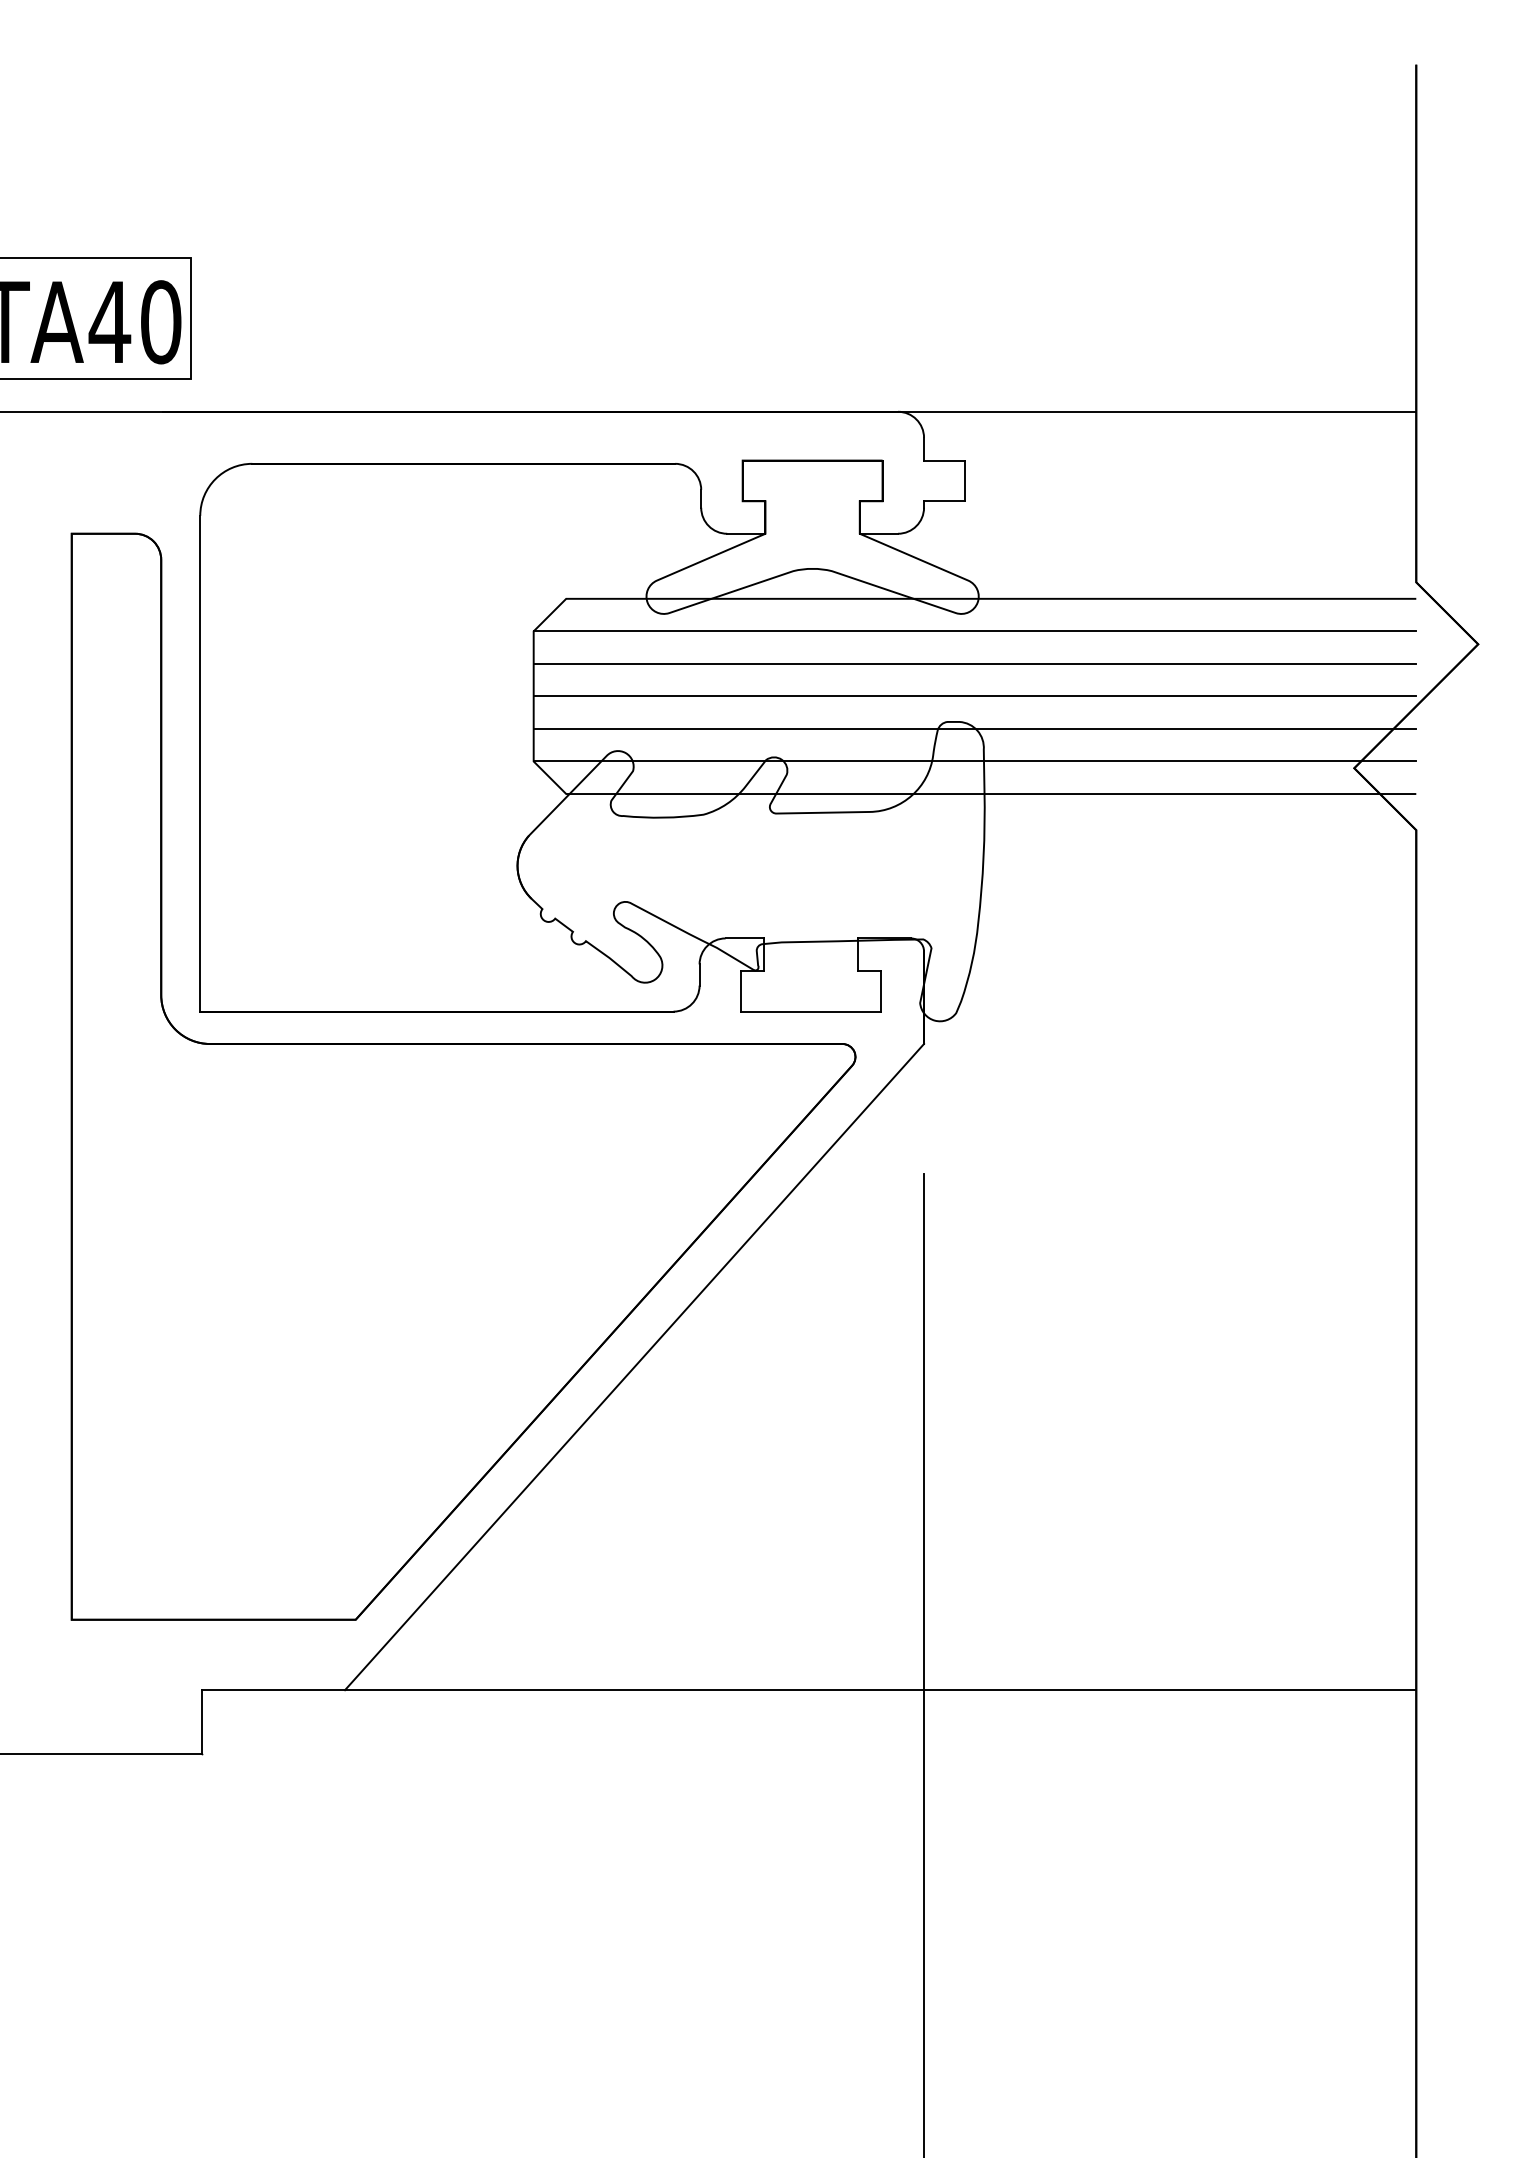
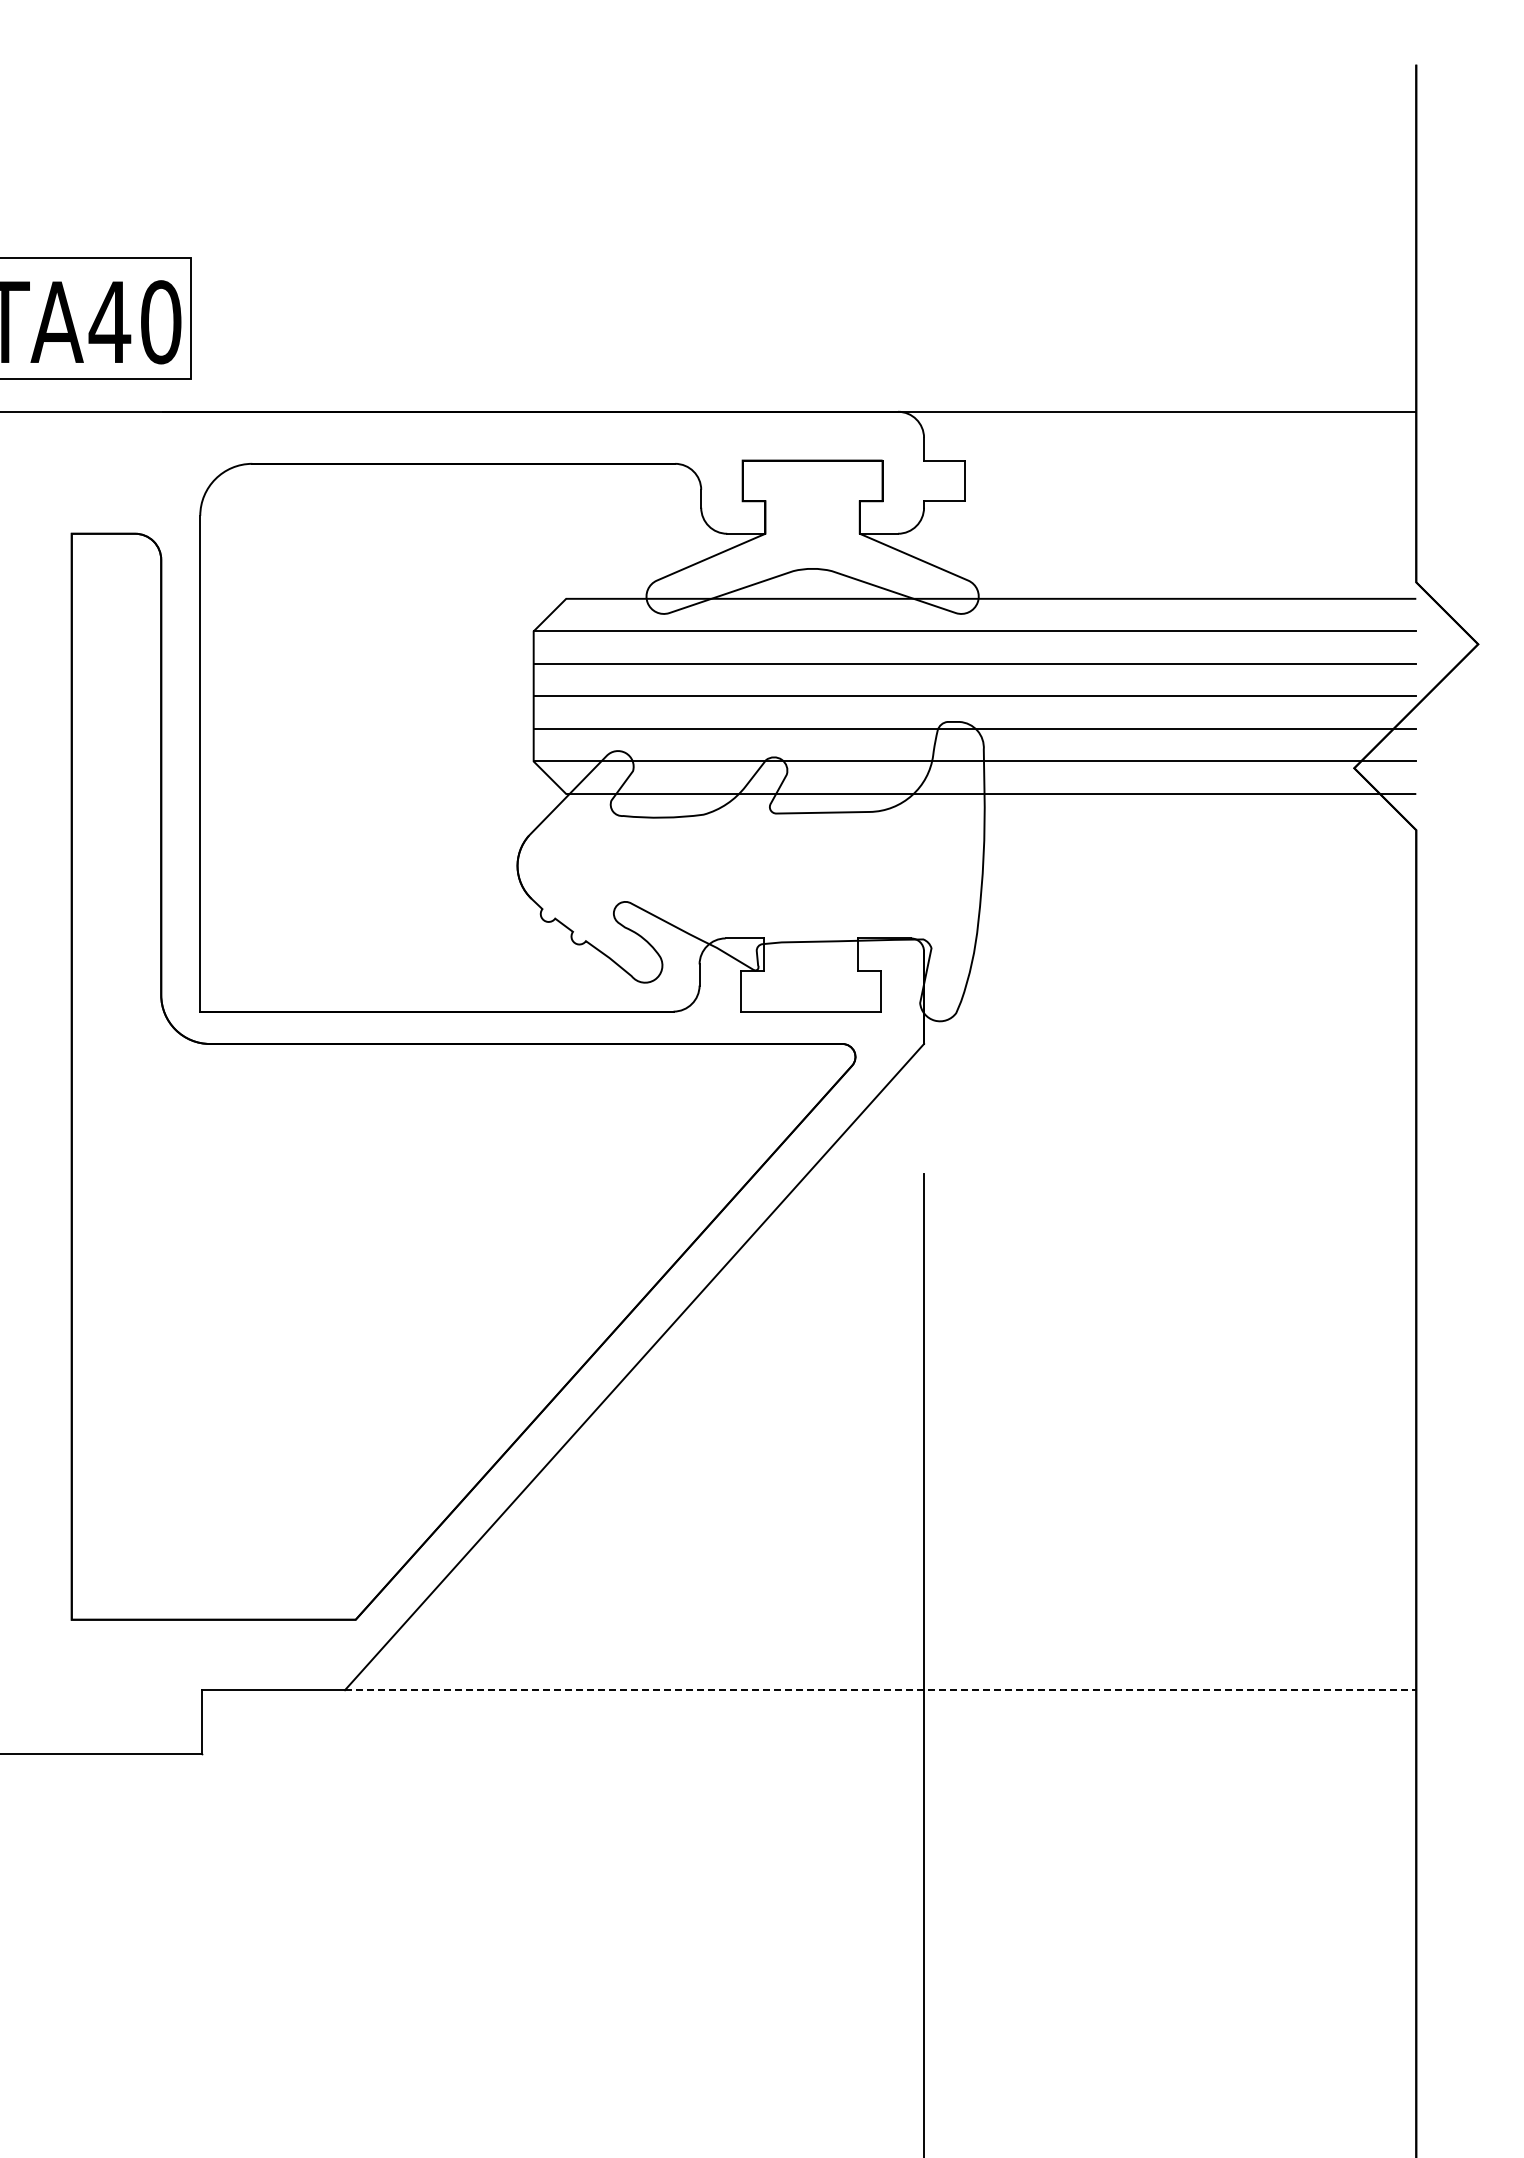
line: solid -> dashed (880, 1690)
